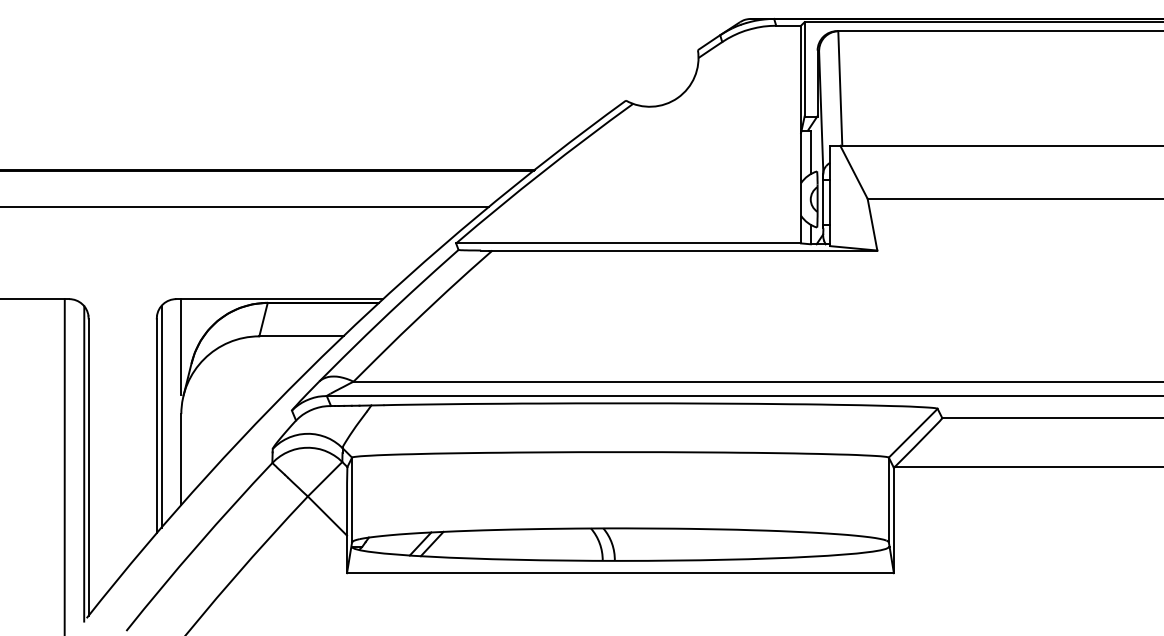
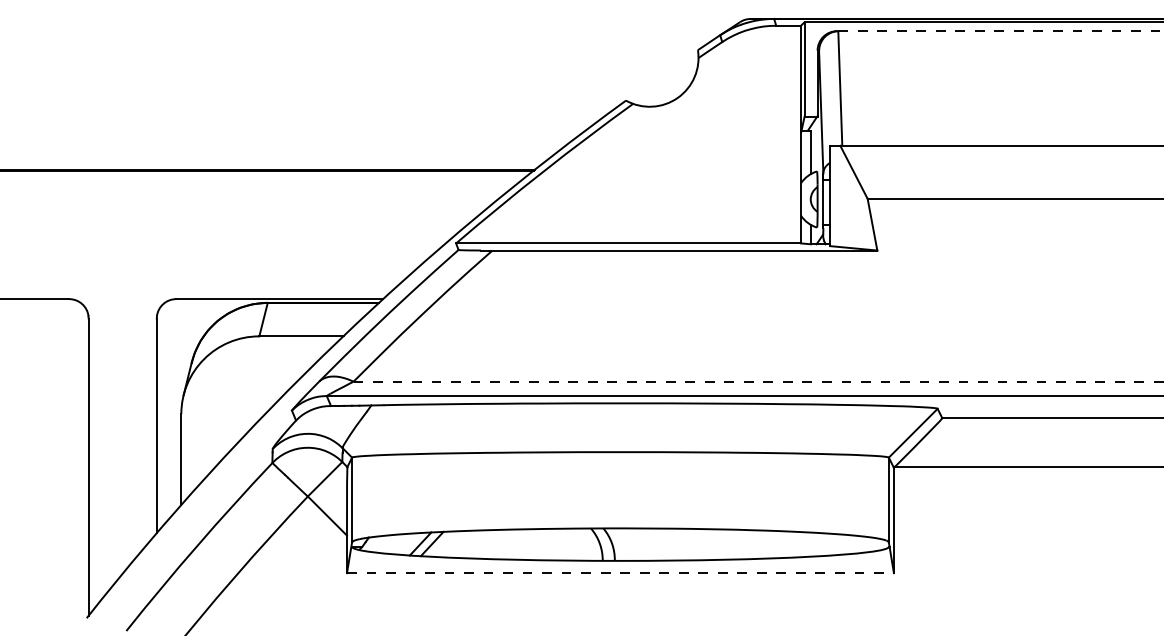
line: solid -> dashed (1001, 31)
line: present -> none (245, 206)
line: present -> none (181, 347)
line: solid -> dashed (758, 381)
line: present -> none (161, 416)
line: present -> none (84, 463)
line: present -> none (64, 465)
line: solid -> dashed (620, 573)
